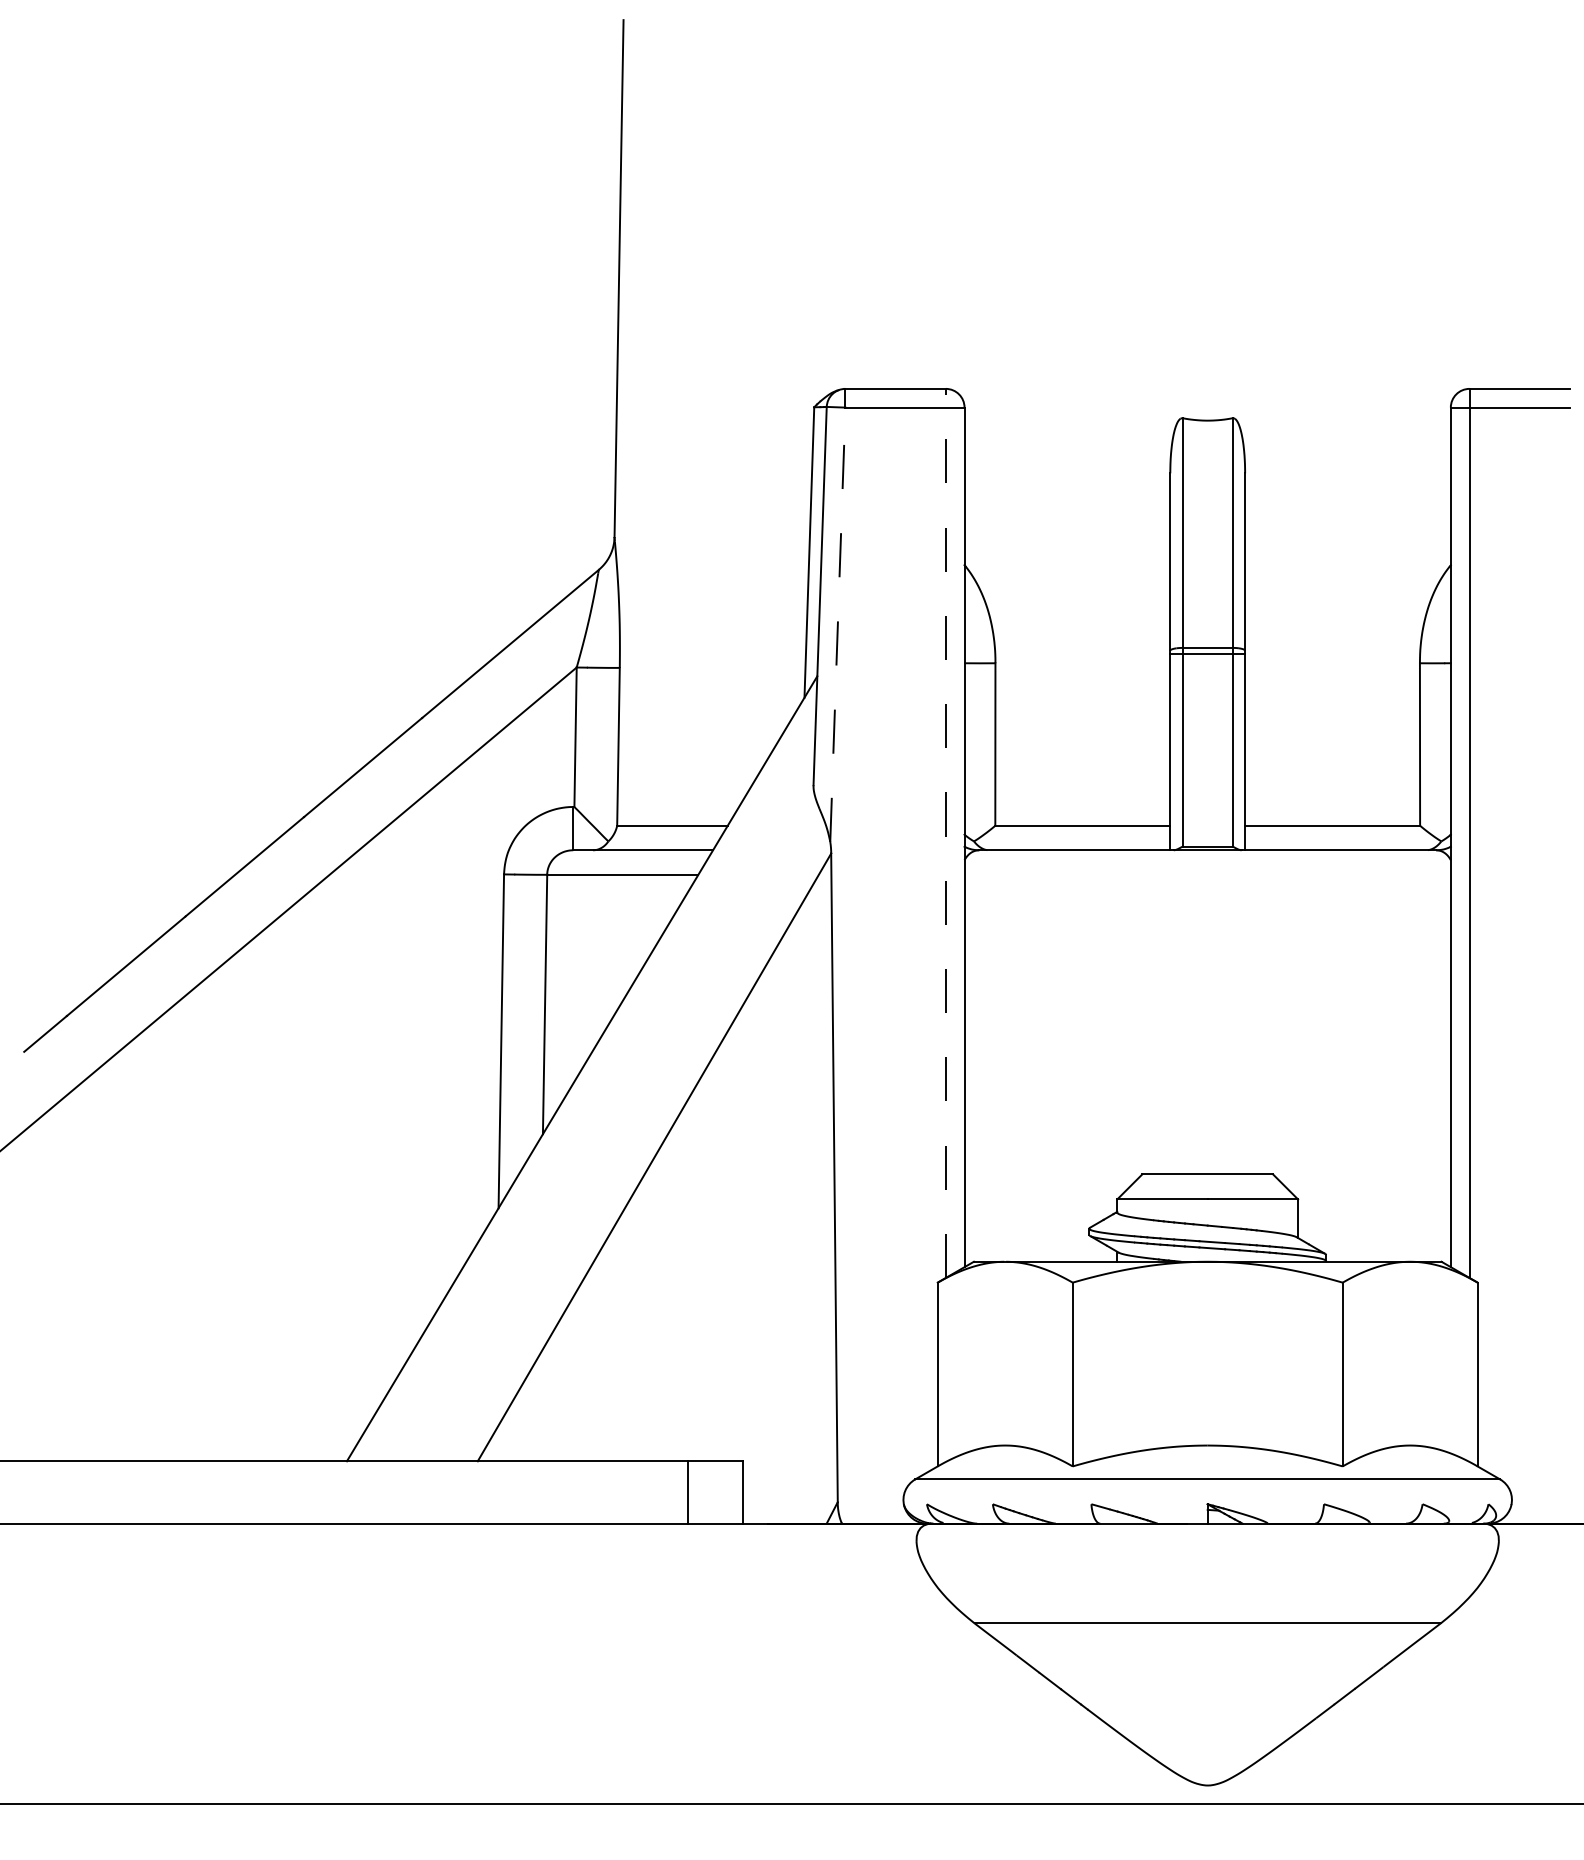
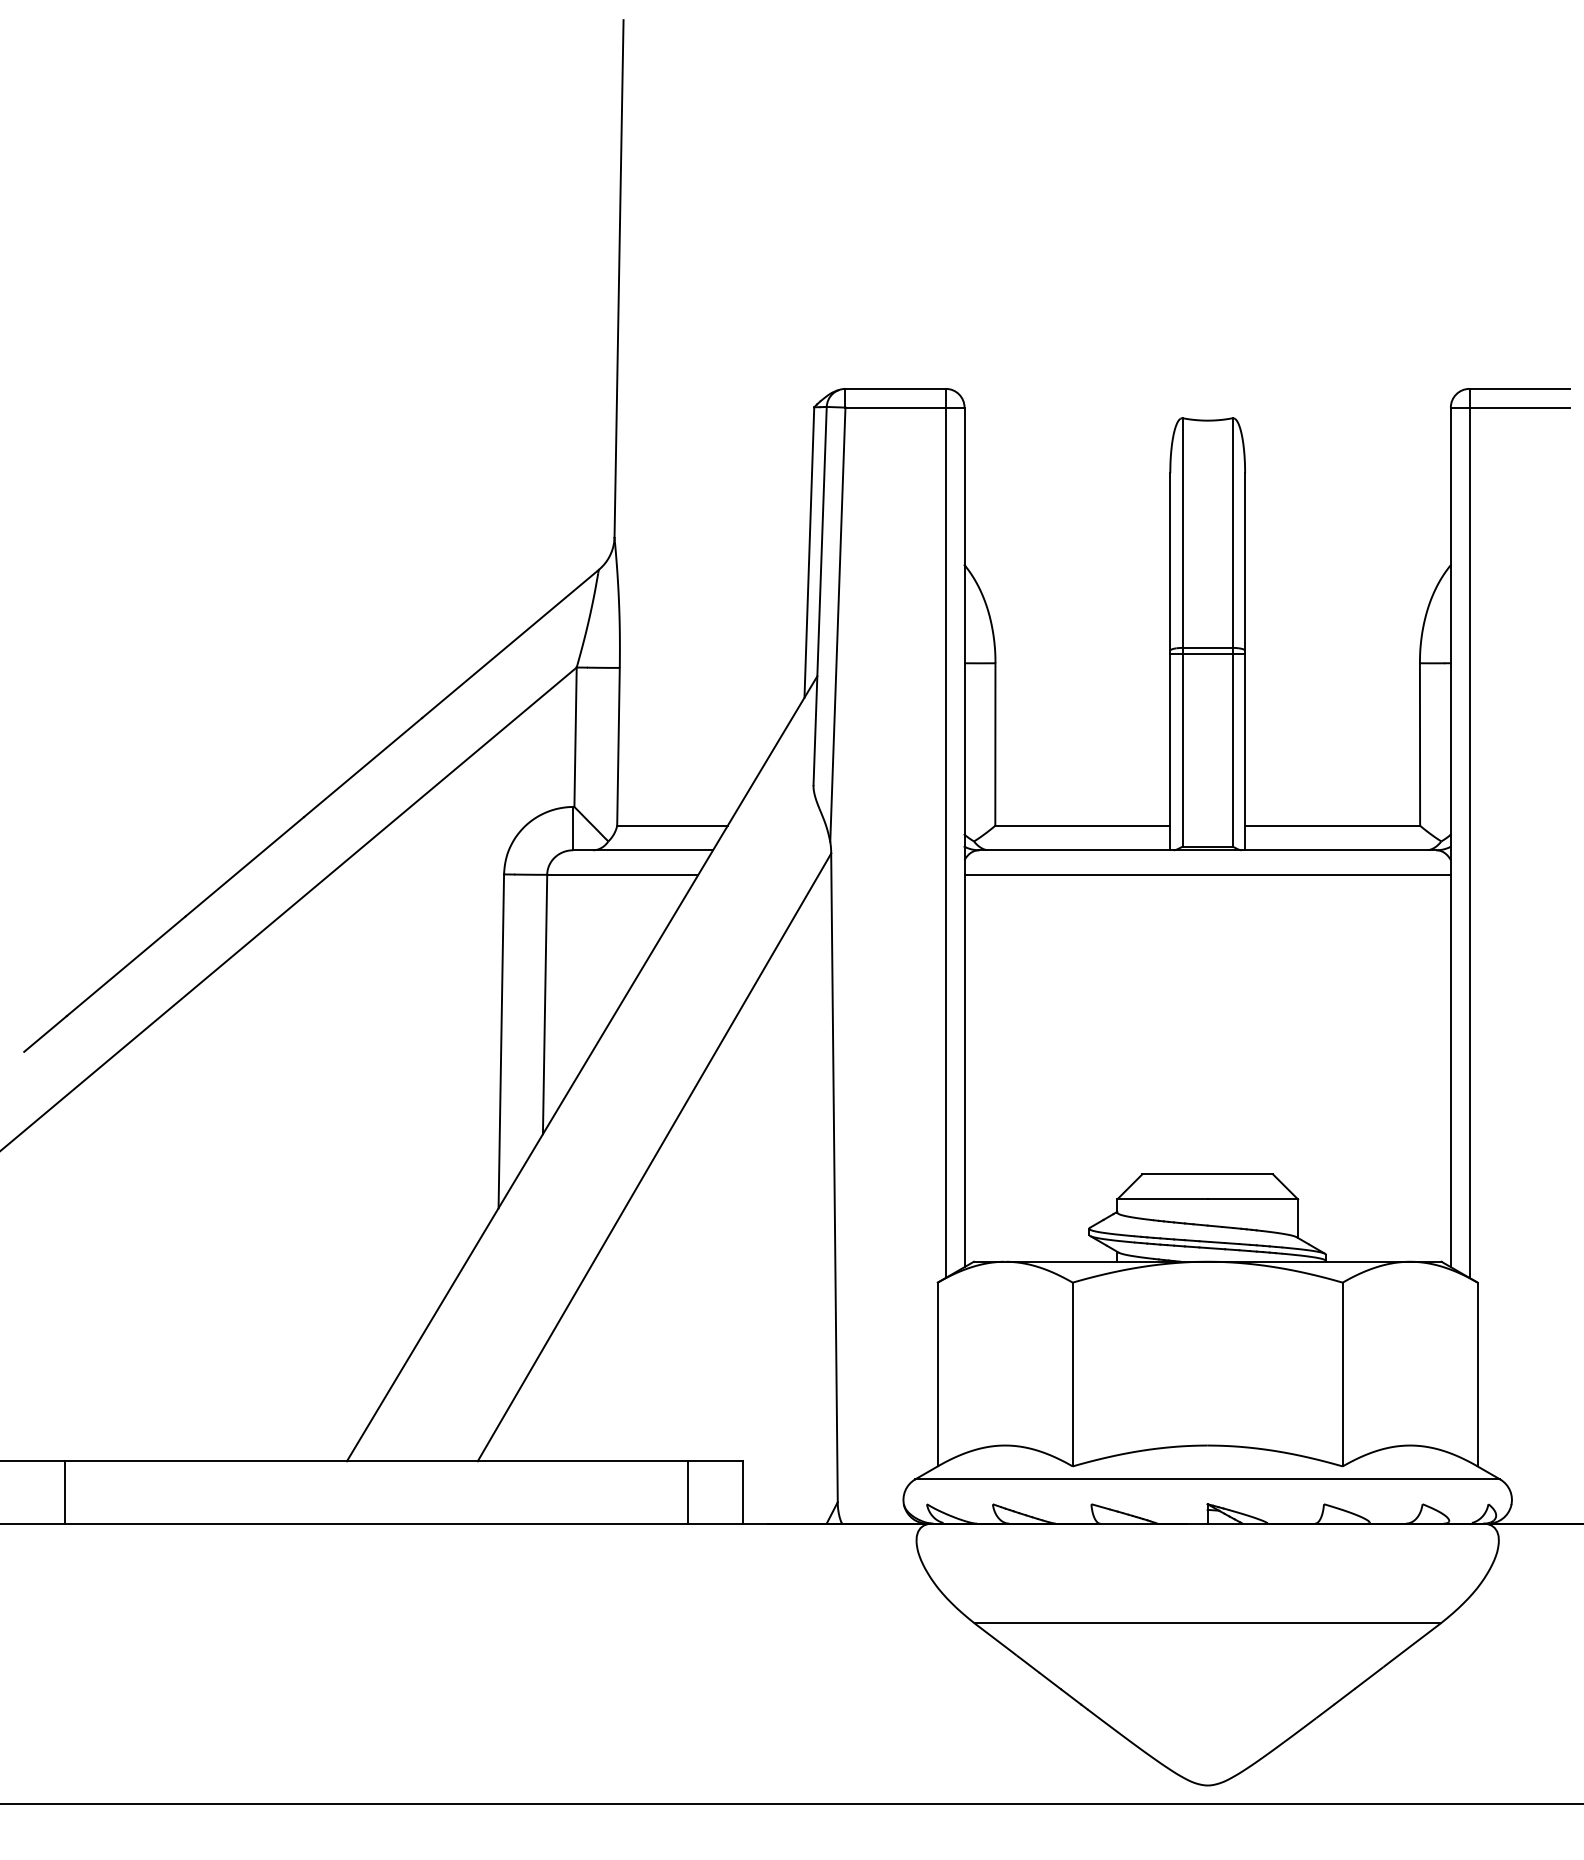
line: dashed -> solid (837, 624)
line: dashed -> solid (945, 833)
line: none -> present (1207, 874)
line: none -> present (65, 1492)
